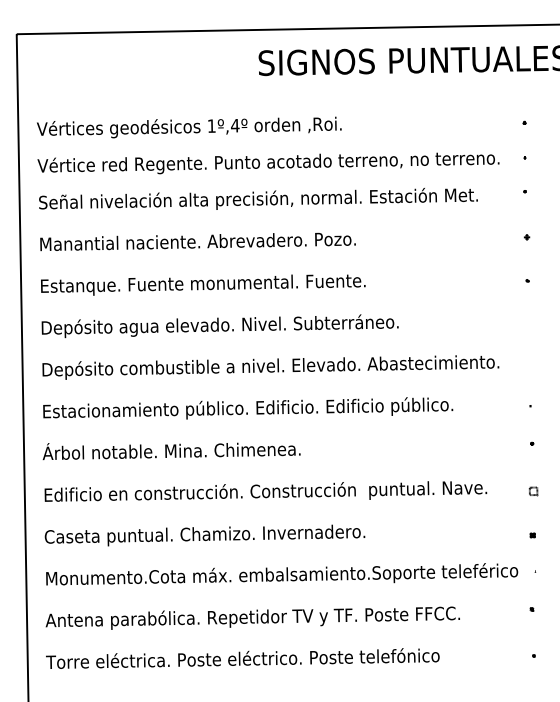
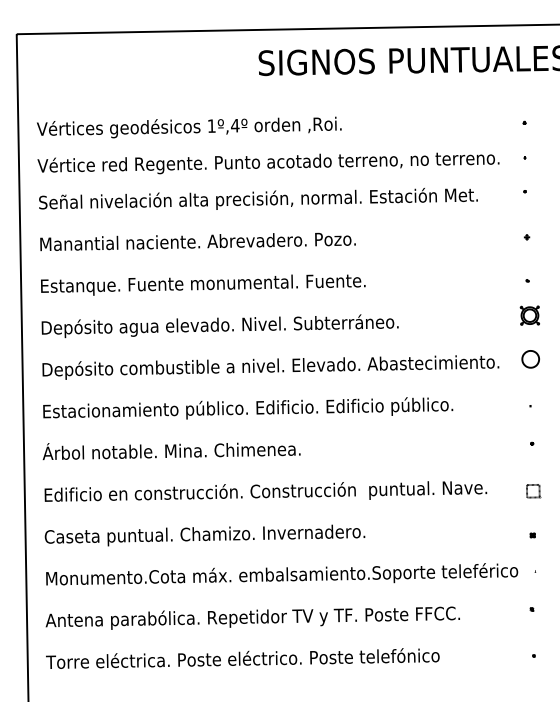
part: none -> present (529, 315)
part: none -> present (530, 359)
part size: 11x11 px -> 16x15 px (533, 491)
